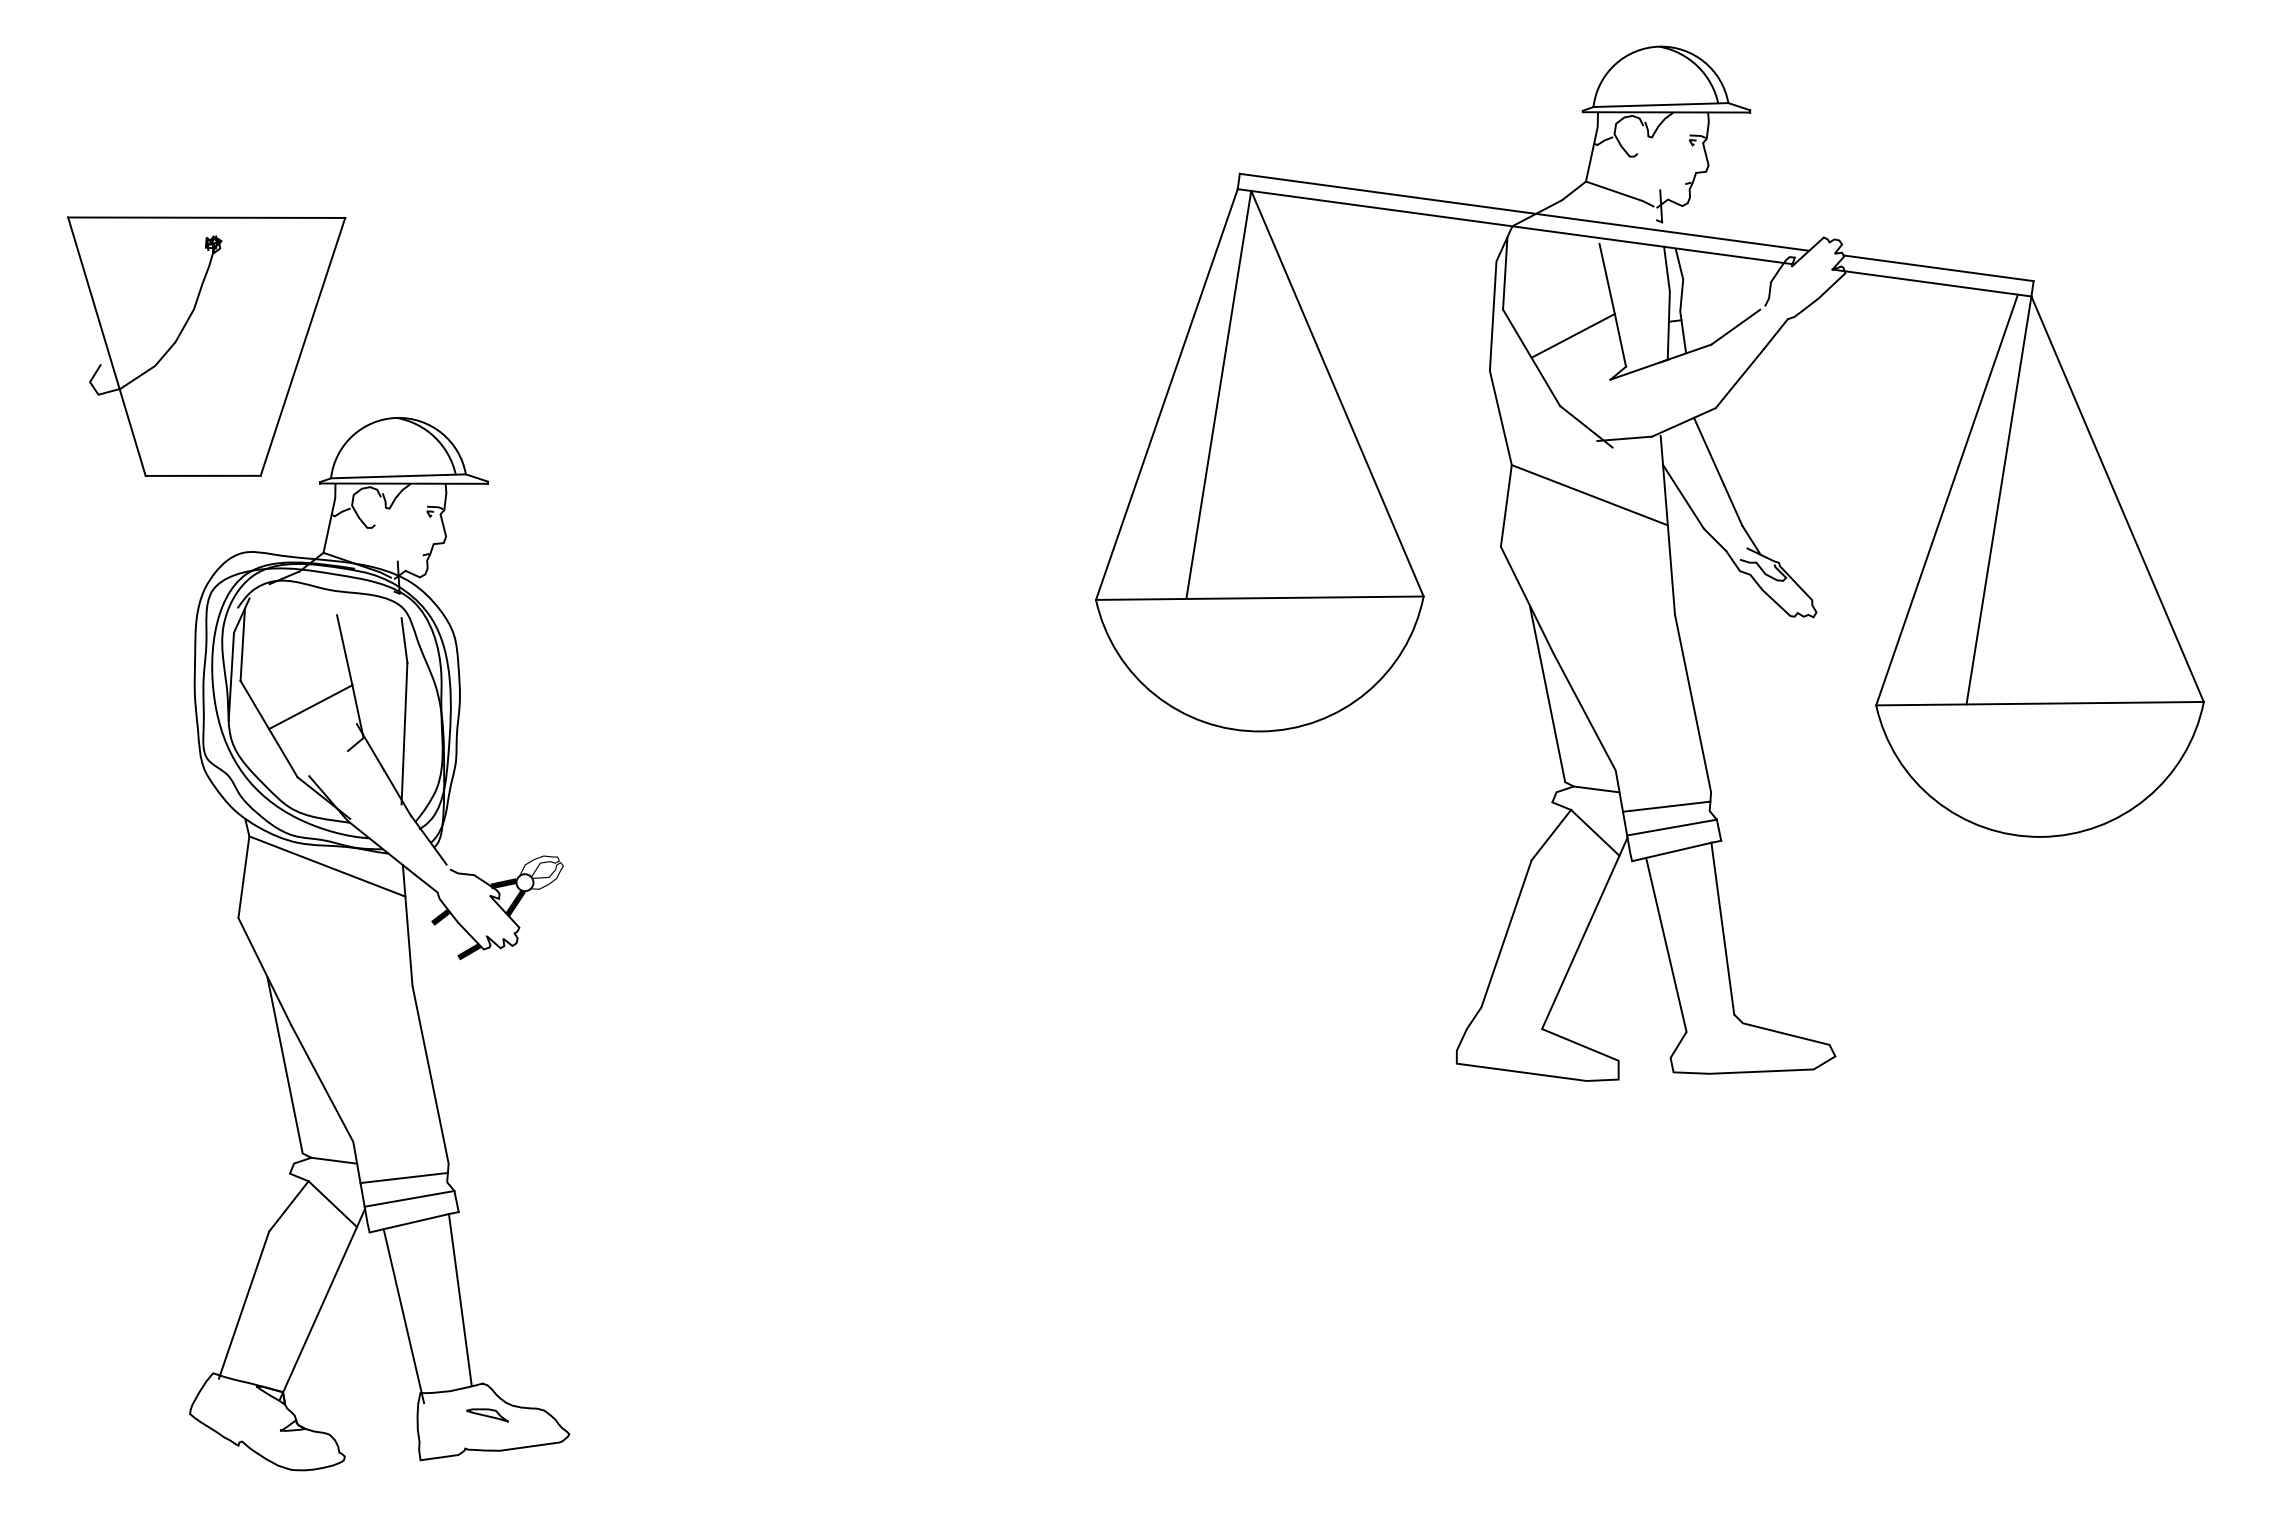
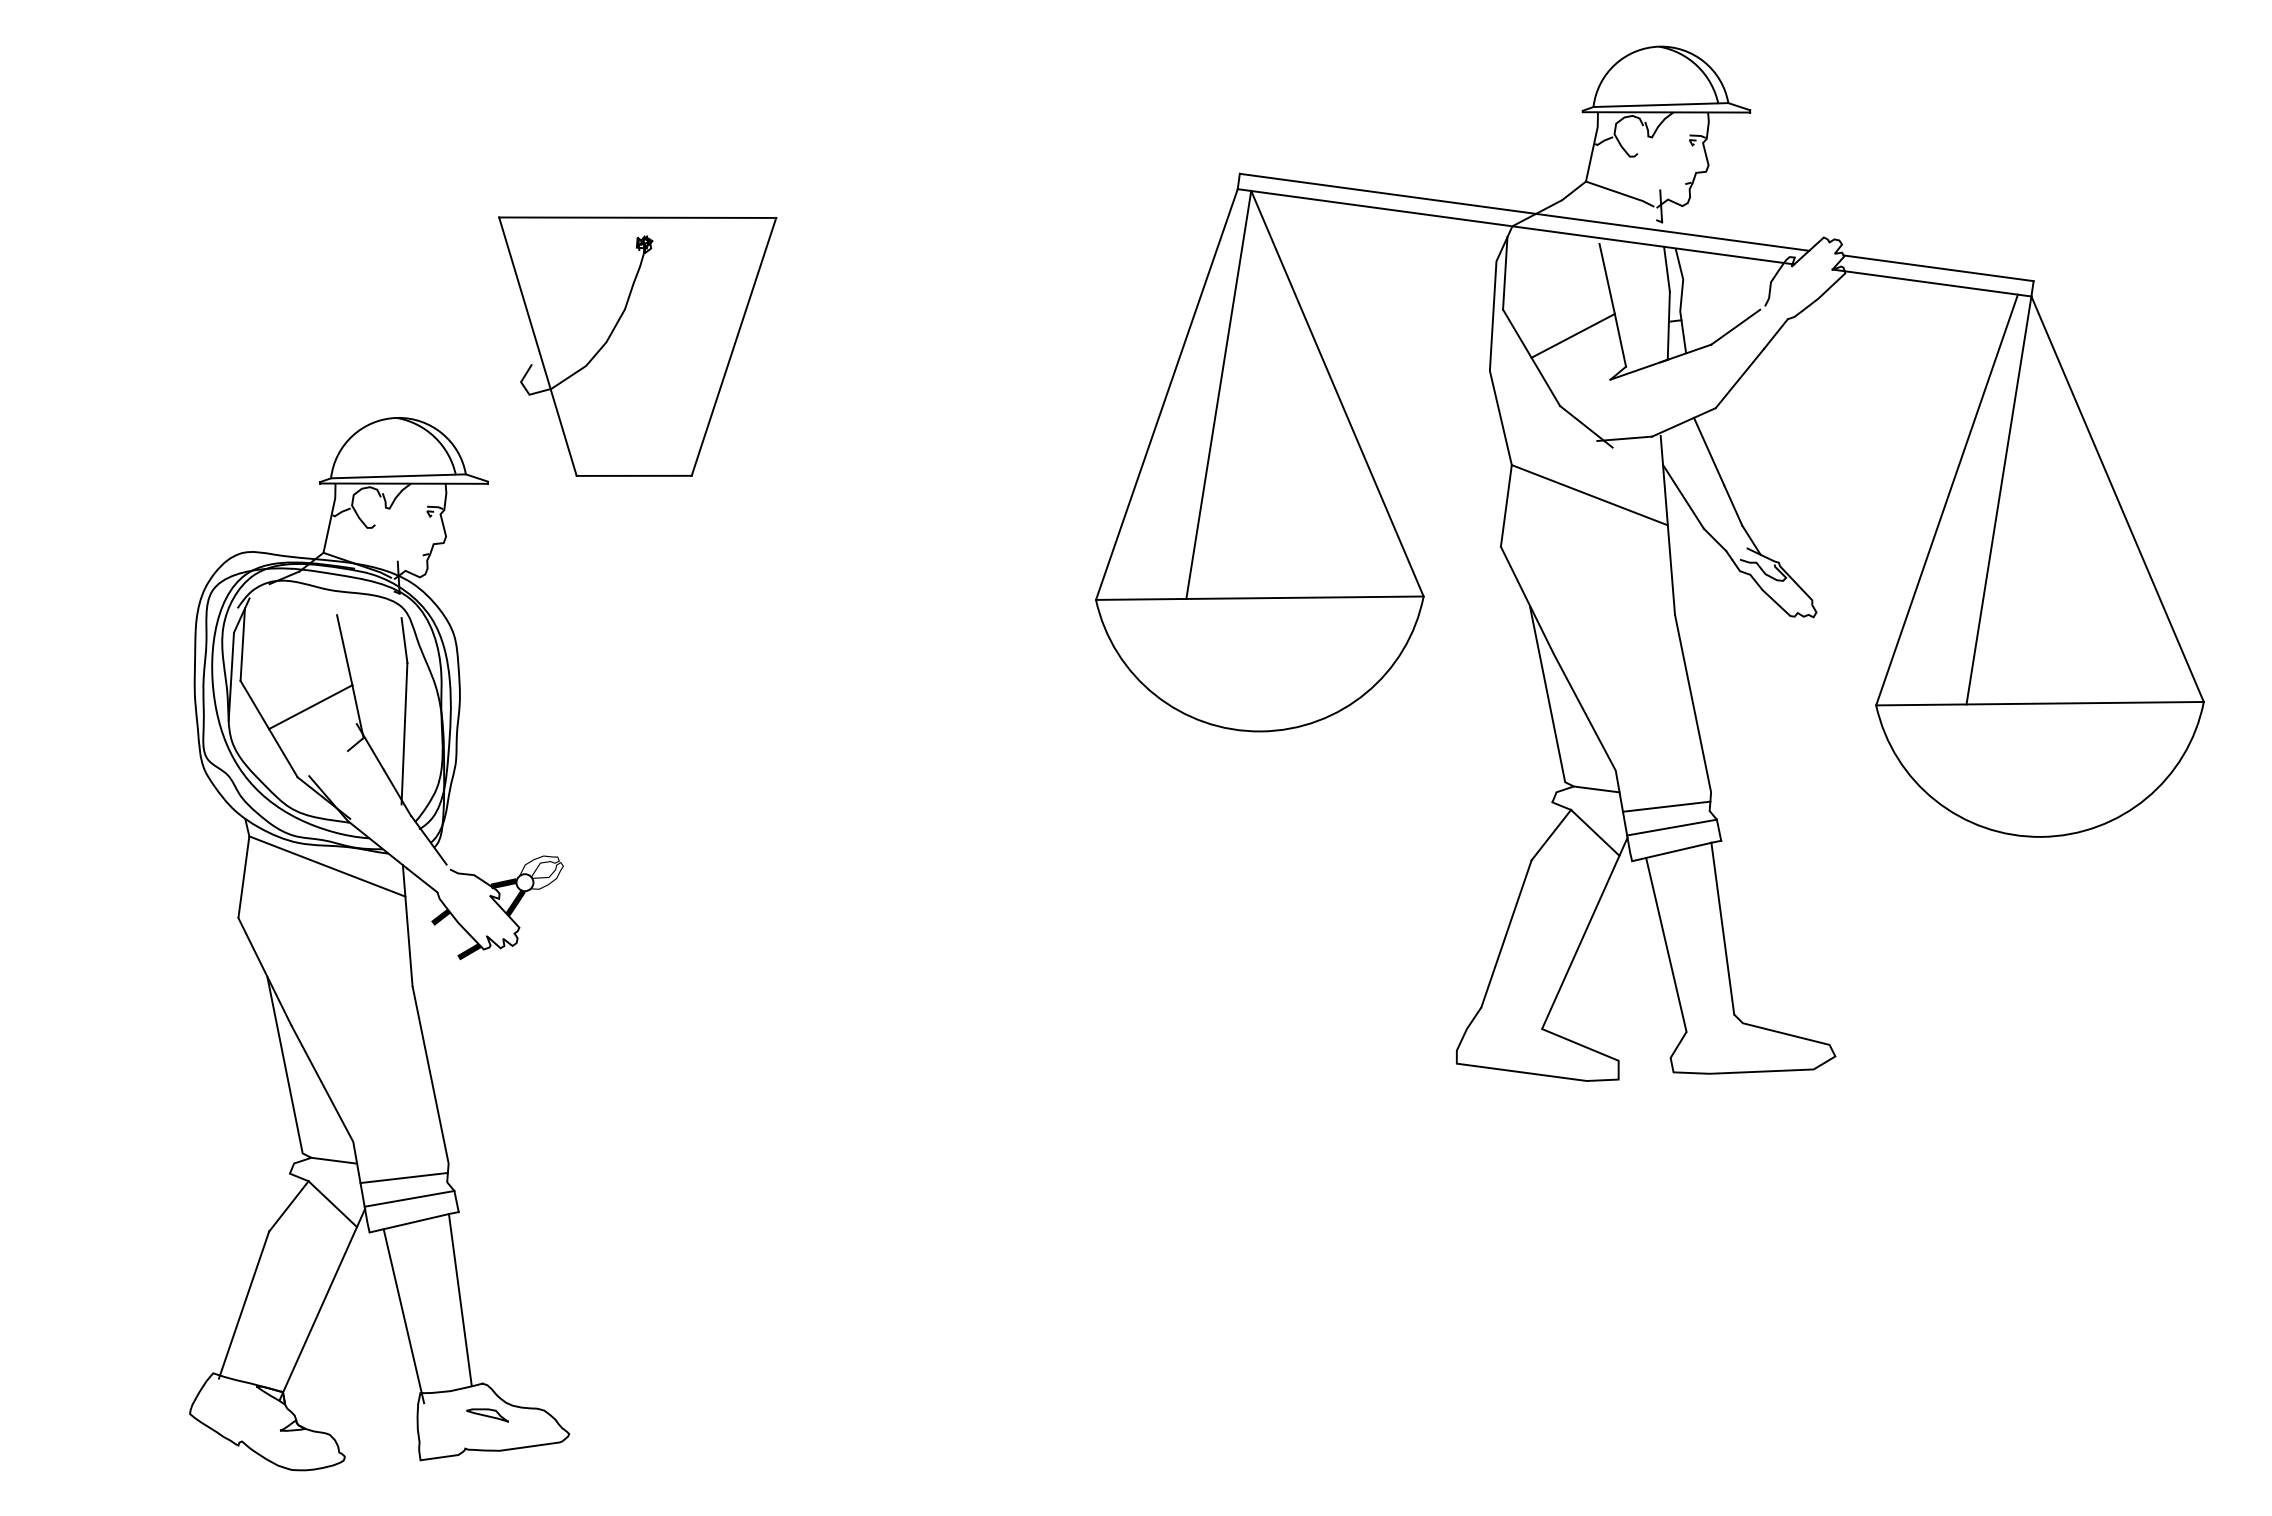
part position: (206, 346) -> (637, 346) (637, 346)
